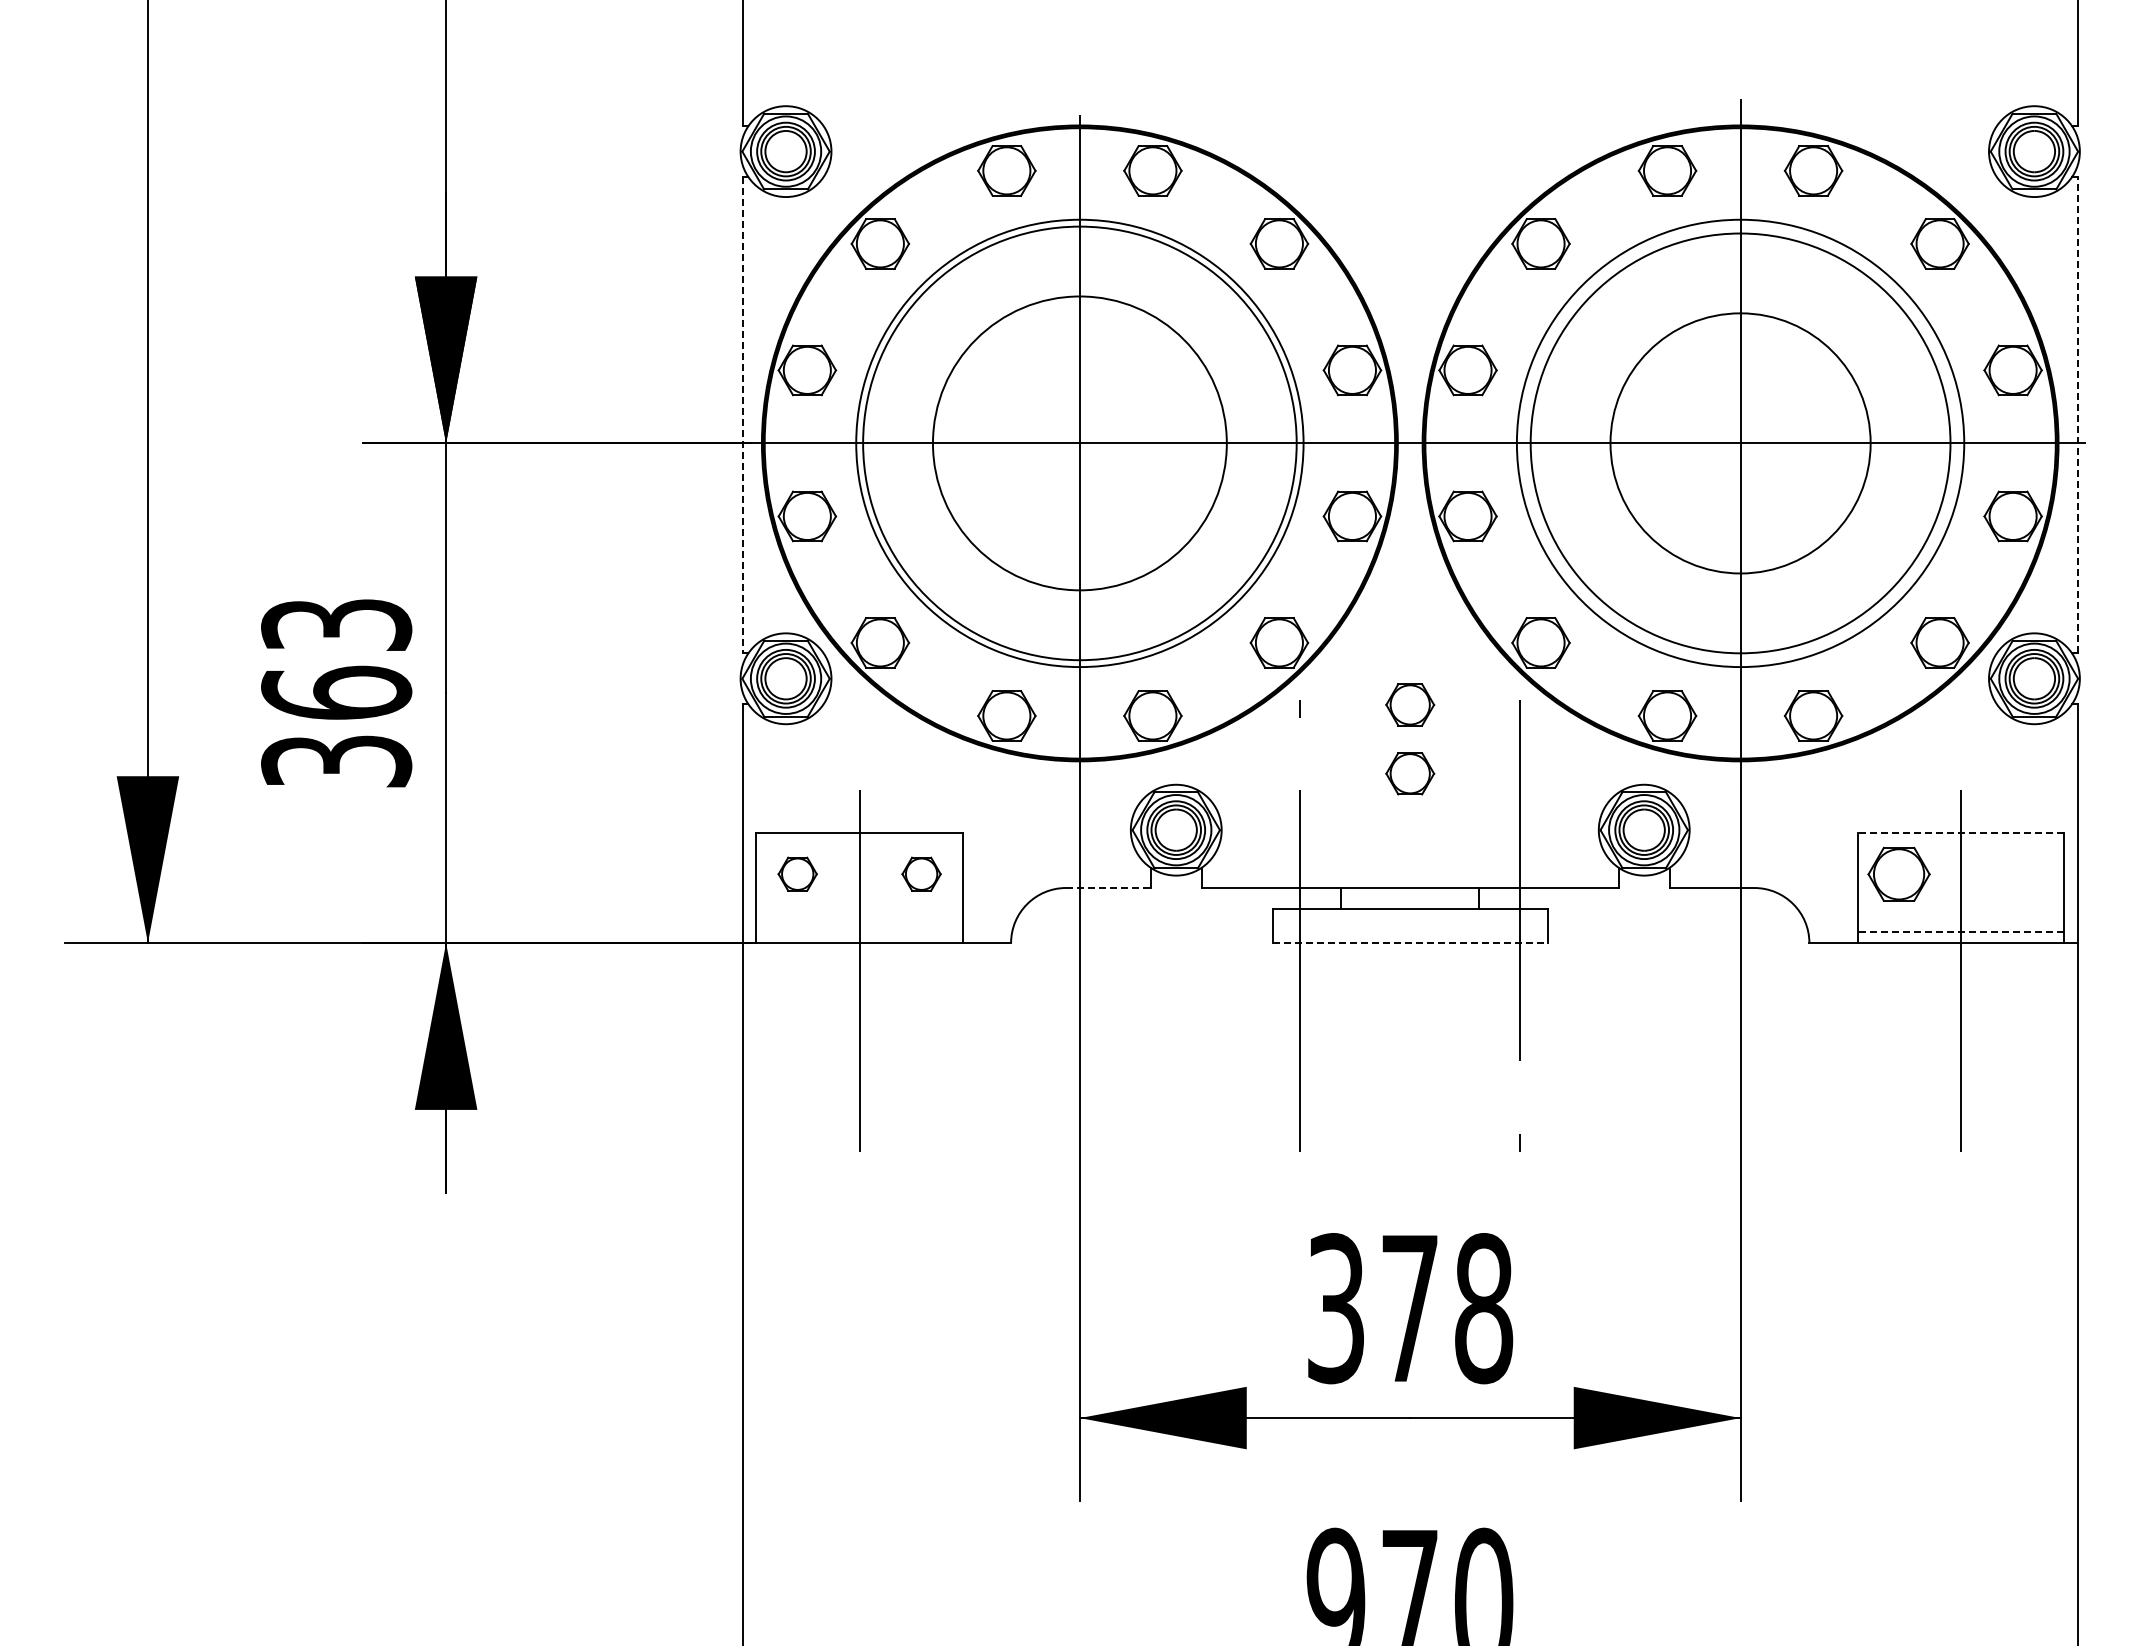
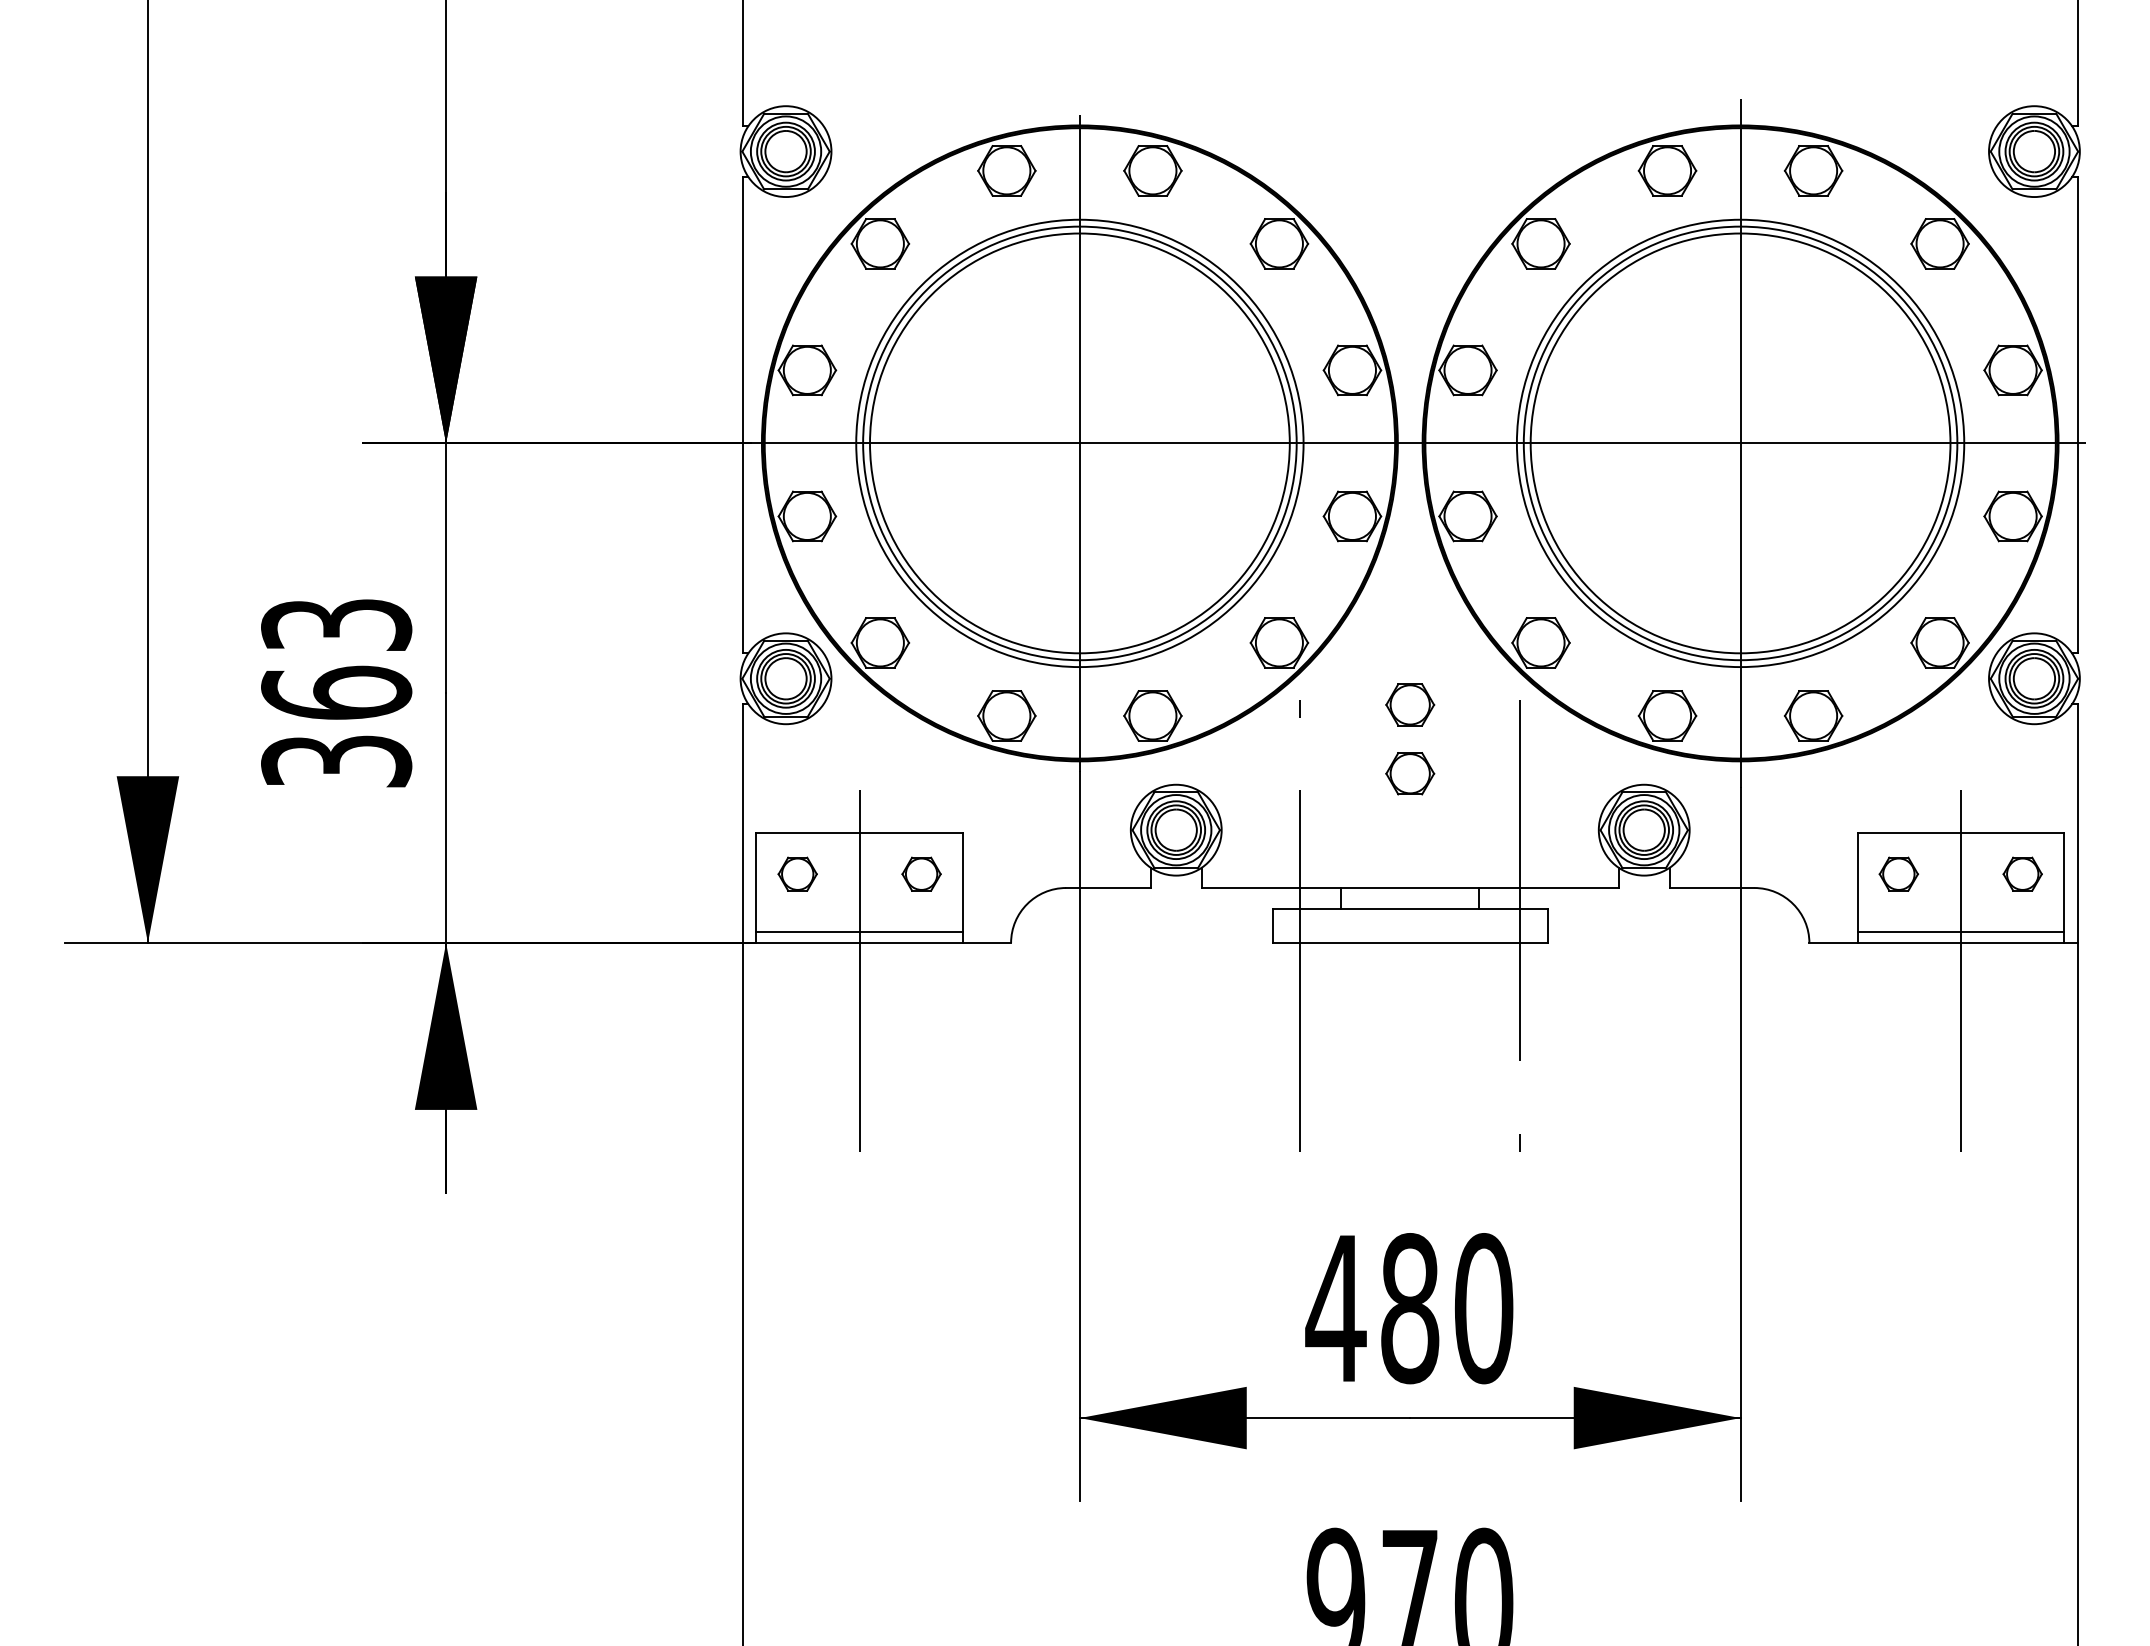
line: dashed -> solid (2077, 414)
line: dashed -> solid (742, 415)
circle diameter: 294 px -> 420 px (1079, 443)
circle diameter: 260 px -> 434 px (1740, 443)
line: dashed -> solid (1960, 832)
part size: 64x56 px -> 41x36 px (1898, 873)
part: none -> present (2022, 873)
line: dashed -> solid (1108, 888)
line: none -> present (859, 932)
line: dashed -> solid (1960, 932)
line: dashed -> solid (1410, 943)
text: 378 -> 480 (1409, 1308)
